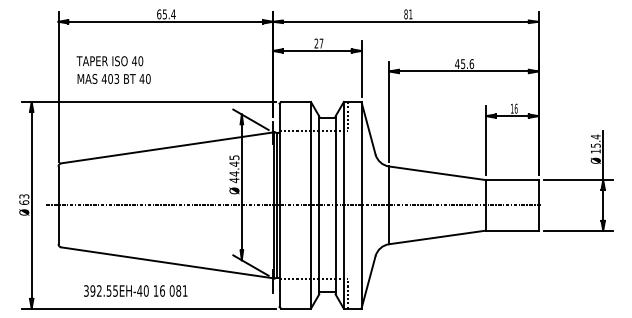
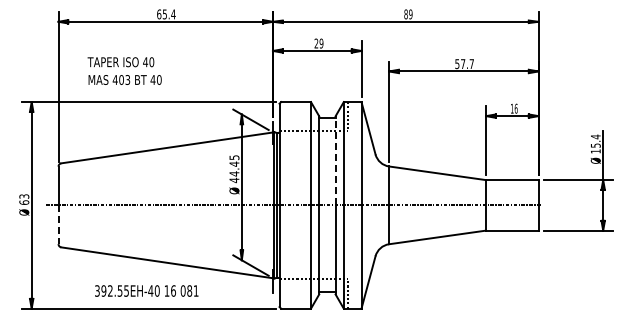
text: 81 -> 89 (410, 14)
text: 27 -> 29 (321, 43)
text: 45.6 -> 57.7 (464, 64)
text position: (113, 69) -> (124, 70) (124, 70)
line: solid -> dashed (335, 160)
line: solid -> dashed (58, 225)
text position: (135, 290) -> (146, 290) (146, 290)
